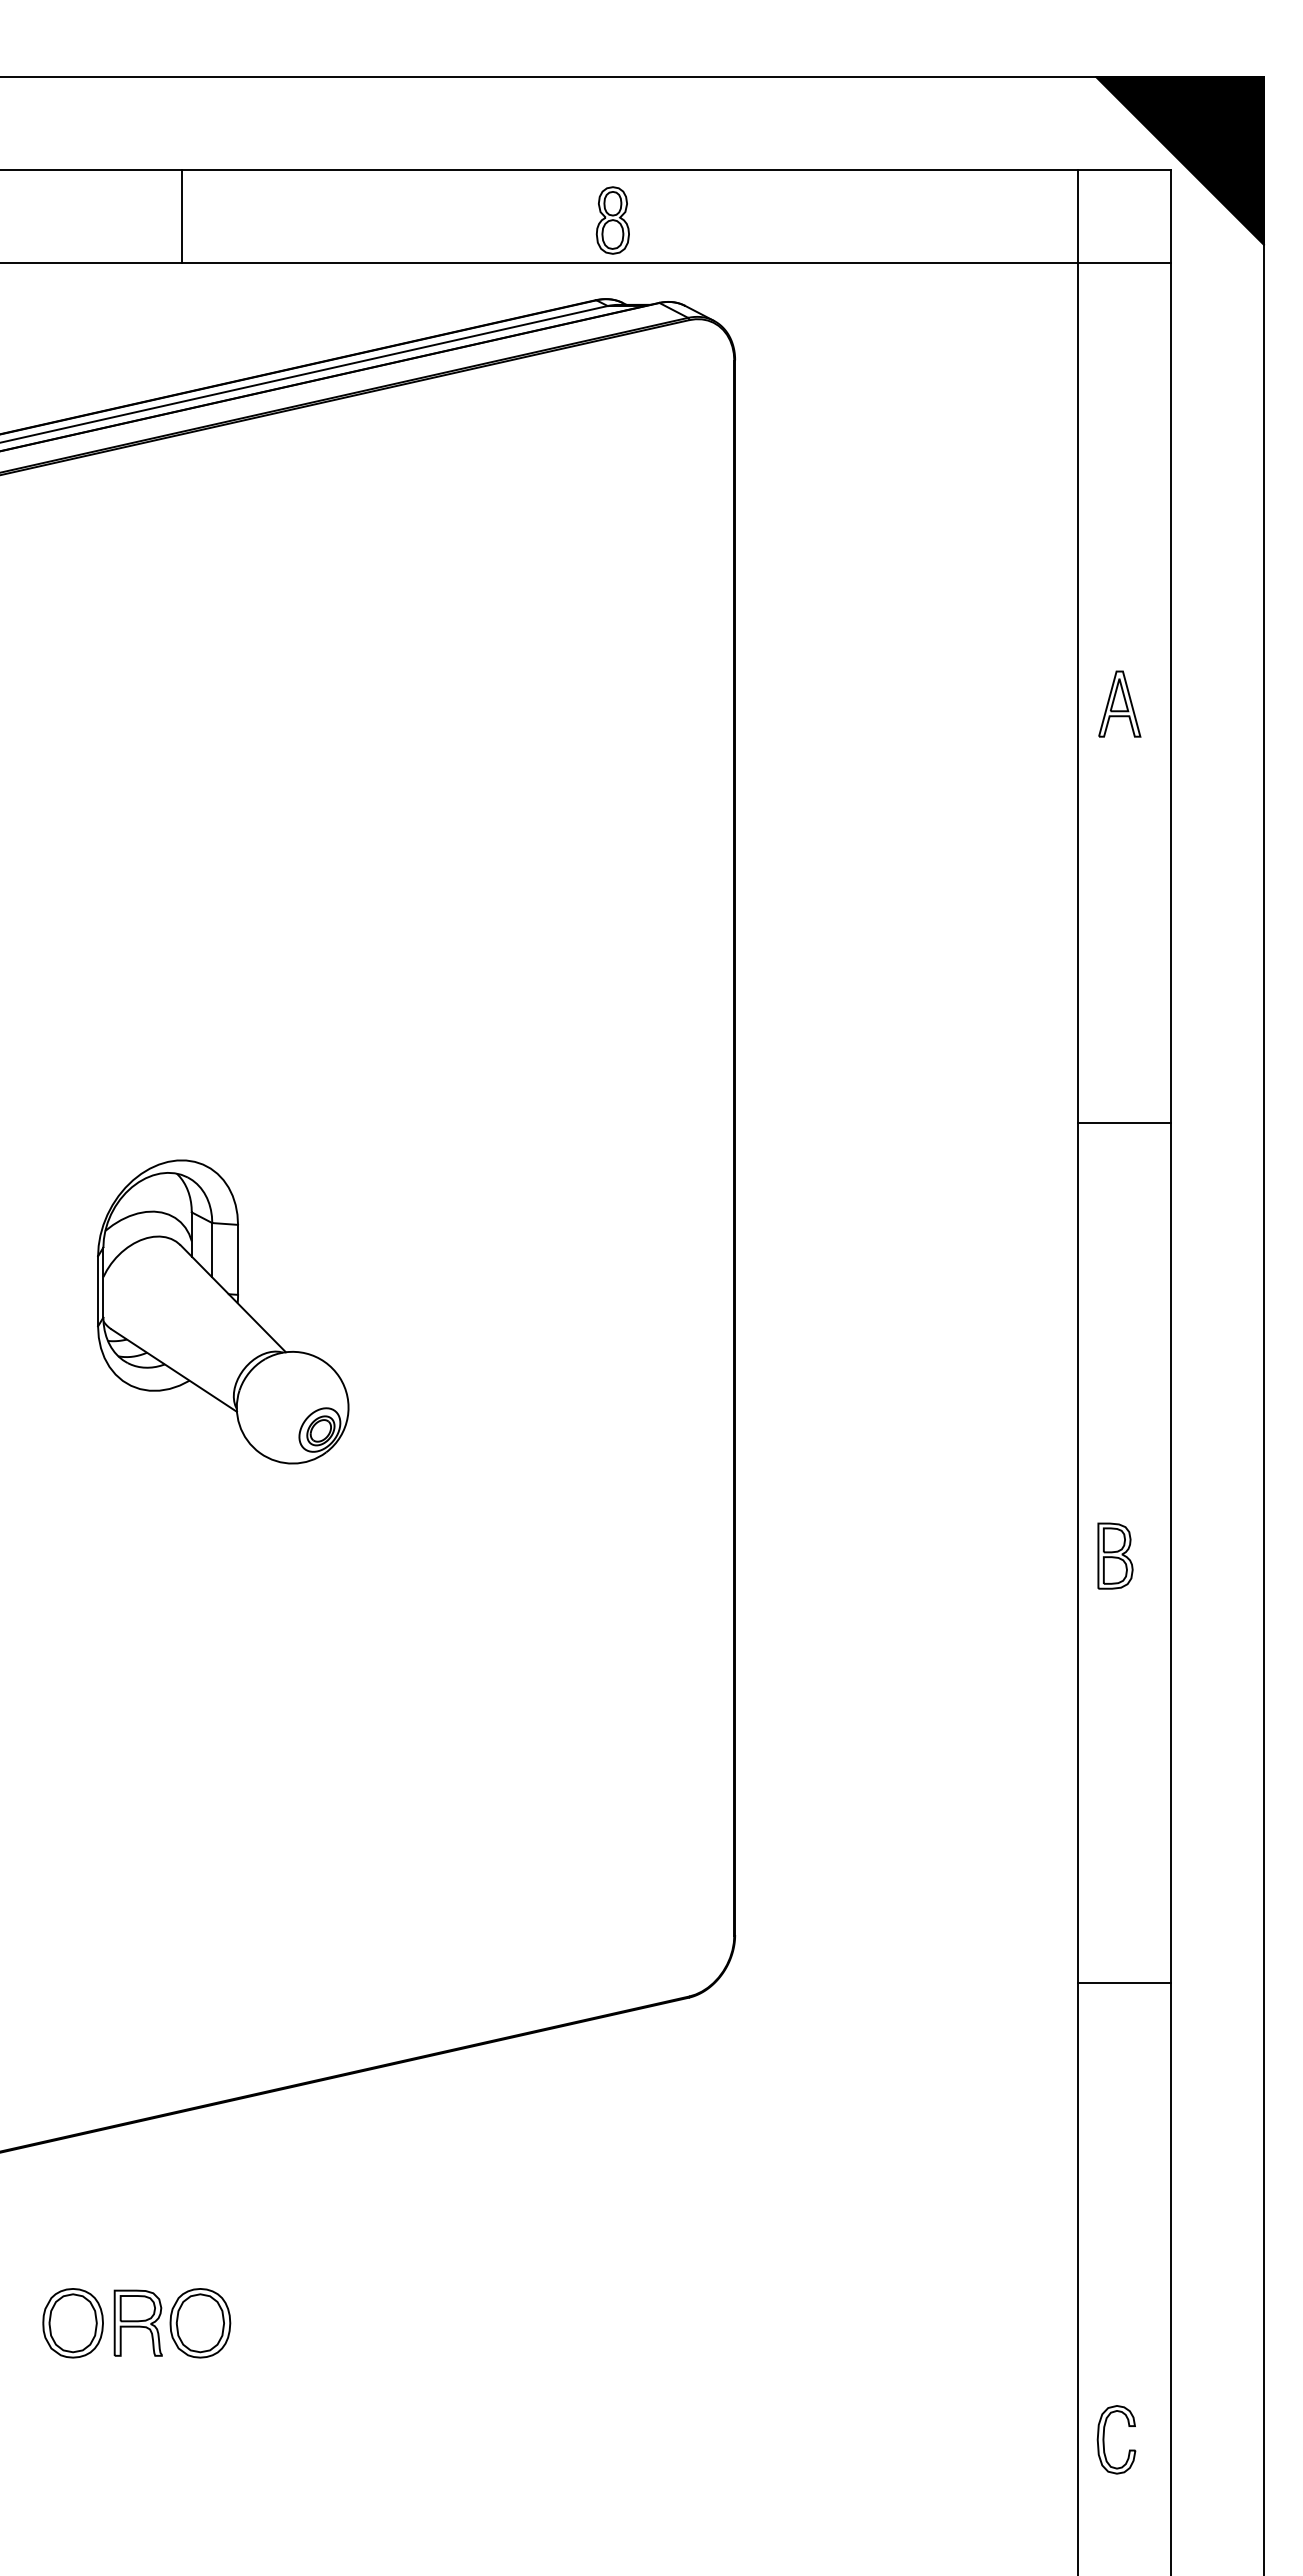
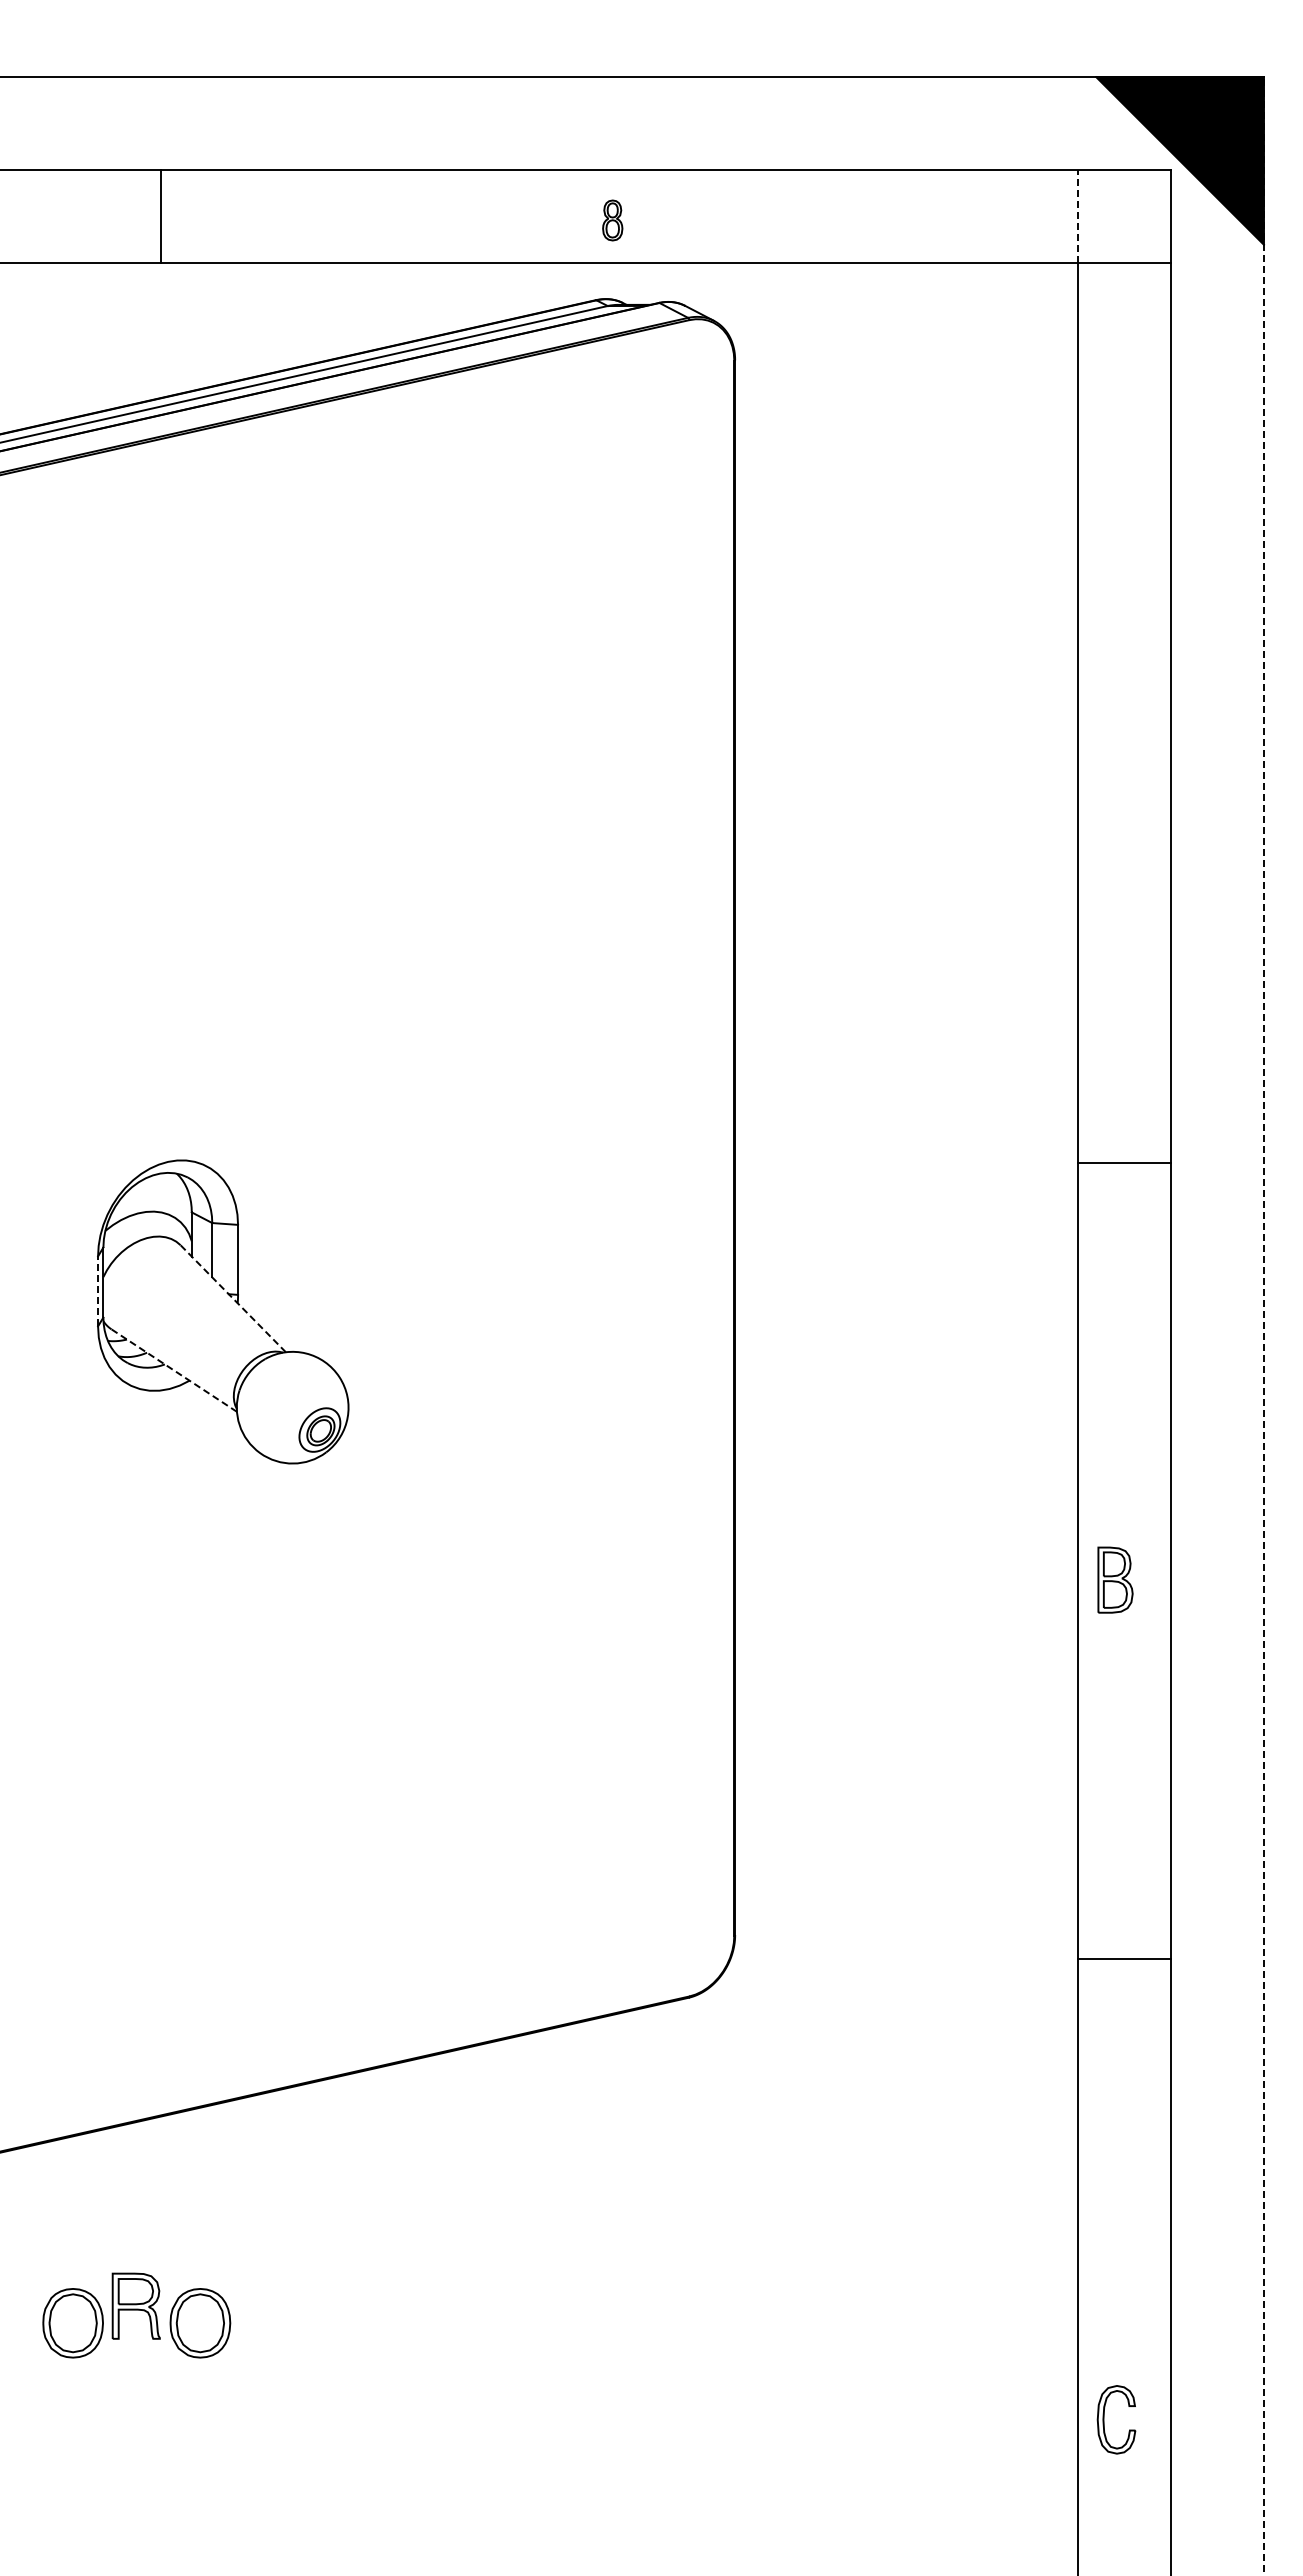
line position: (181, 216) -> (160, 216) (160, 216)
line: solid -> dashed (1077, 216)
part size: 35x69 px -> 22x43 px (612, 220)
part: present -> none (1119, 703)
line position: (1123, 1123) -> (1123, 1163) (1123, 1163)
line: solid -> dashed (98, 1291)
line: solid -> dashed (232, 1298)
line: solid -> dashed (1263, 1326)
line: solid -> dashed (173, 1370)
part position: (1115, 1555) -> (1115, 1579) (1115, 1579)
line position: (1123, 1982) -> (1123, 1958) (1123, 1958)
part position: (137, 2322) -> (135, 2305) (135, 2305)
part position: (1104, 2439) -> (1104, 2419) (1104, 2419)
